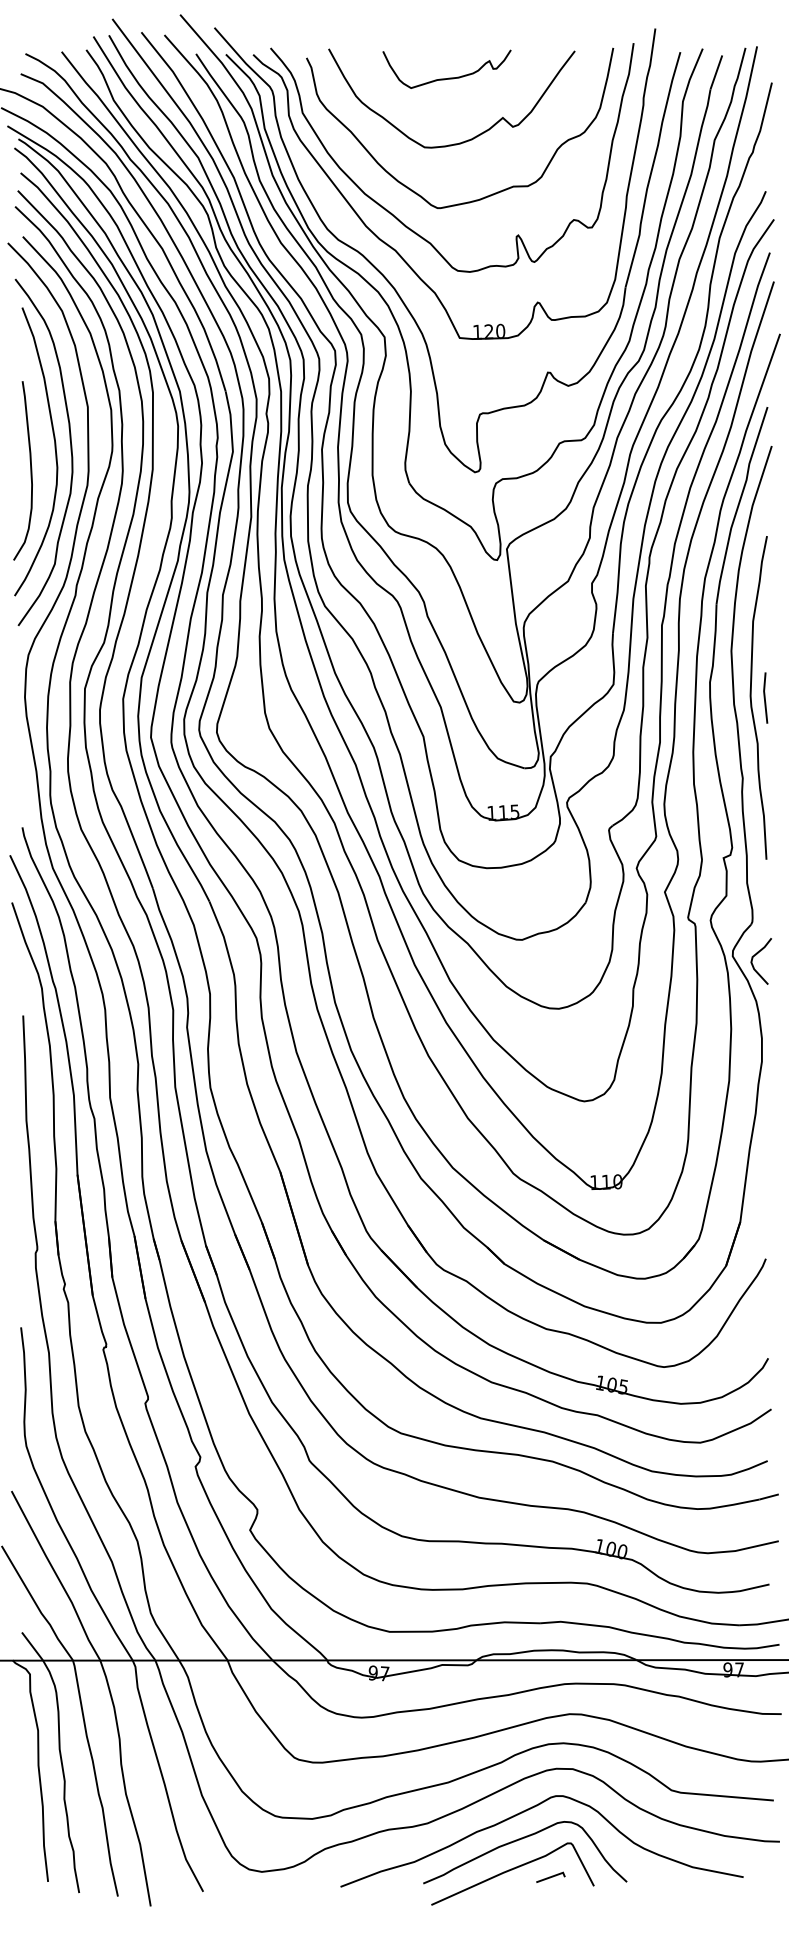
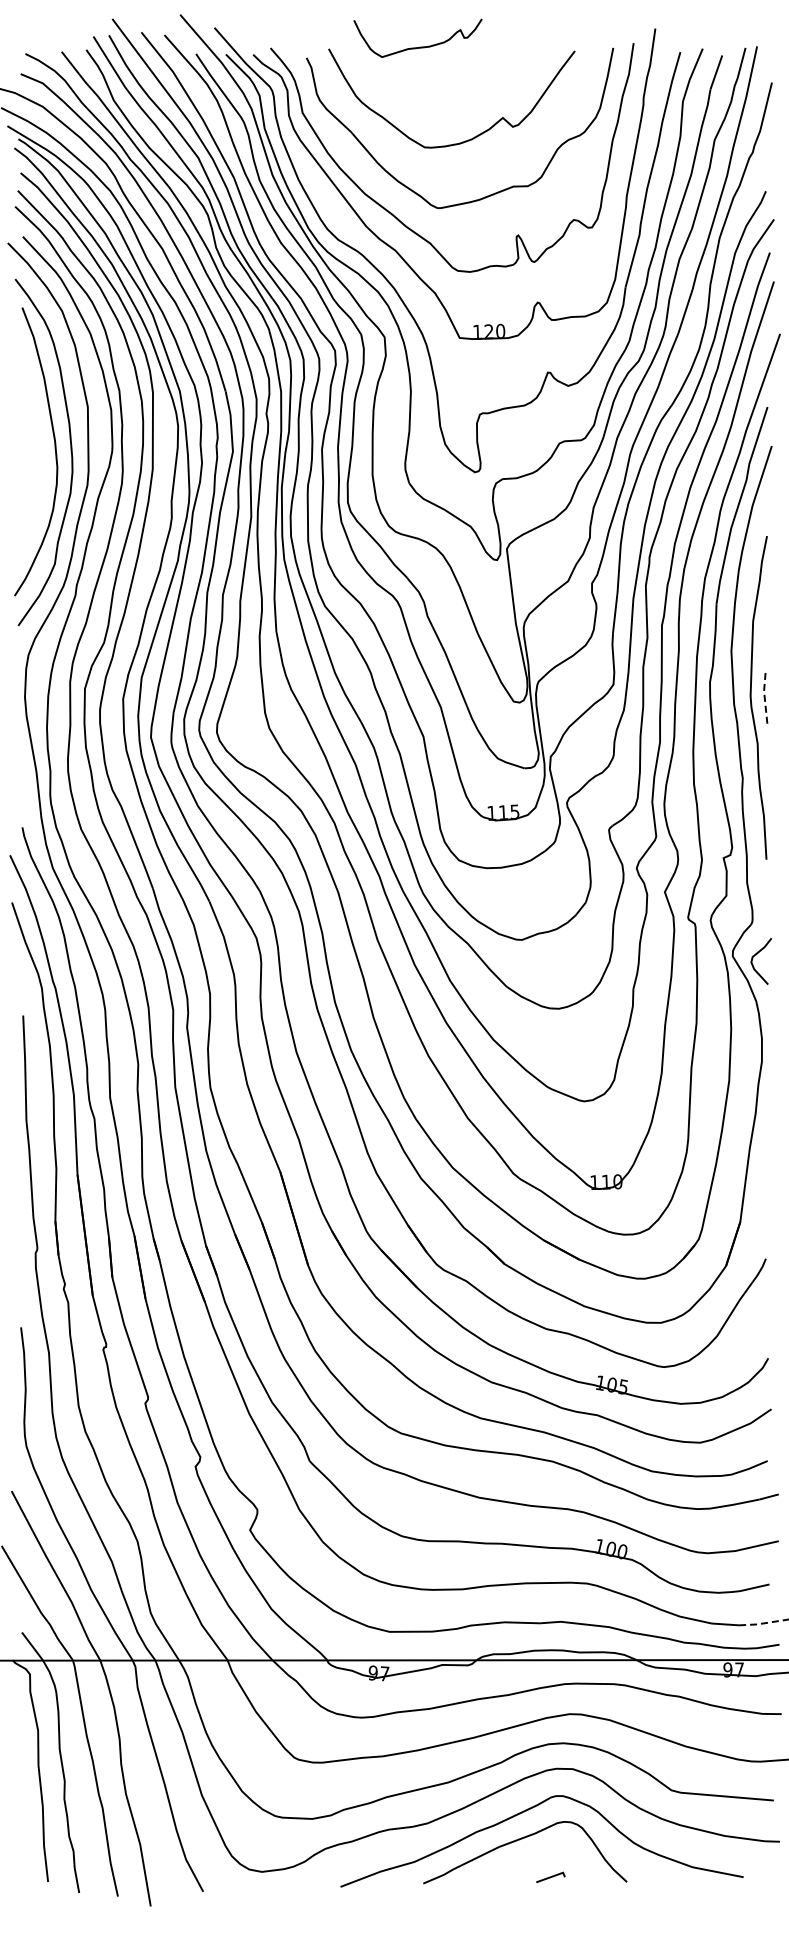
curve position: (448, 77) -> (419, 46) (419, 46)
curve: present -> none (30, 470)
line: solid -> dashed (764, 697)
line: solid -> dashed (763, 1623)
curve: present -> none (512, 1870)
